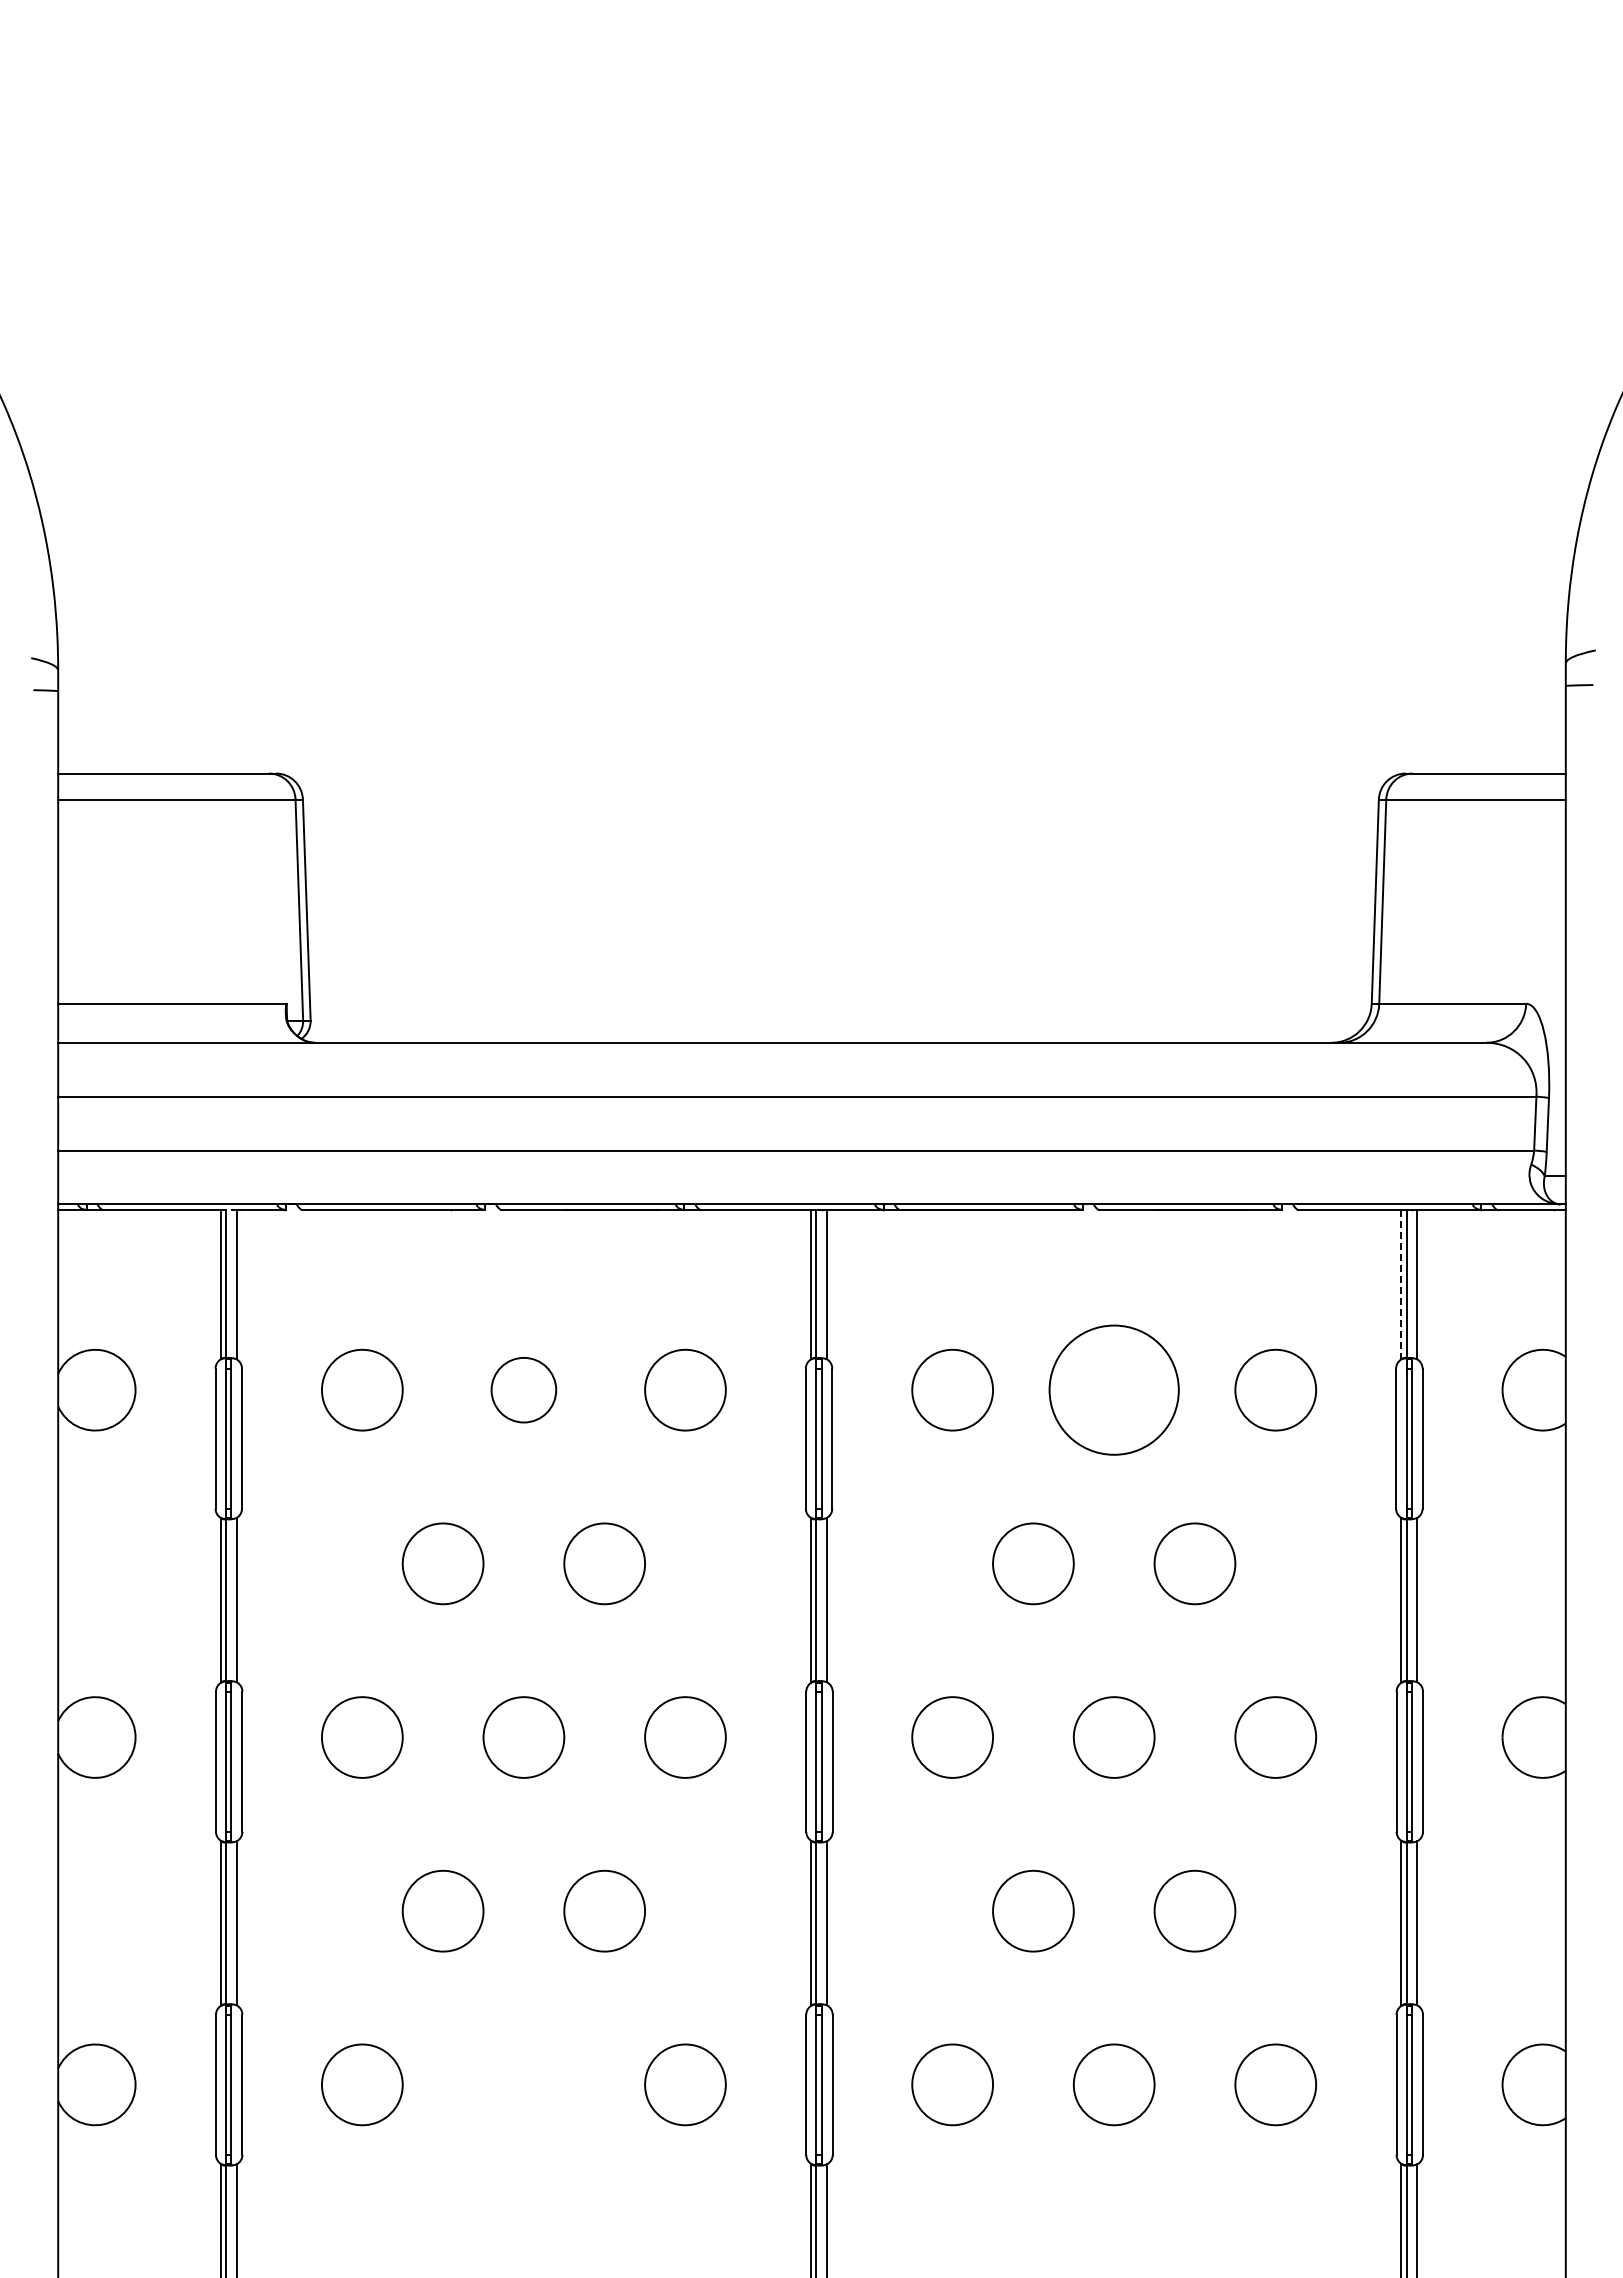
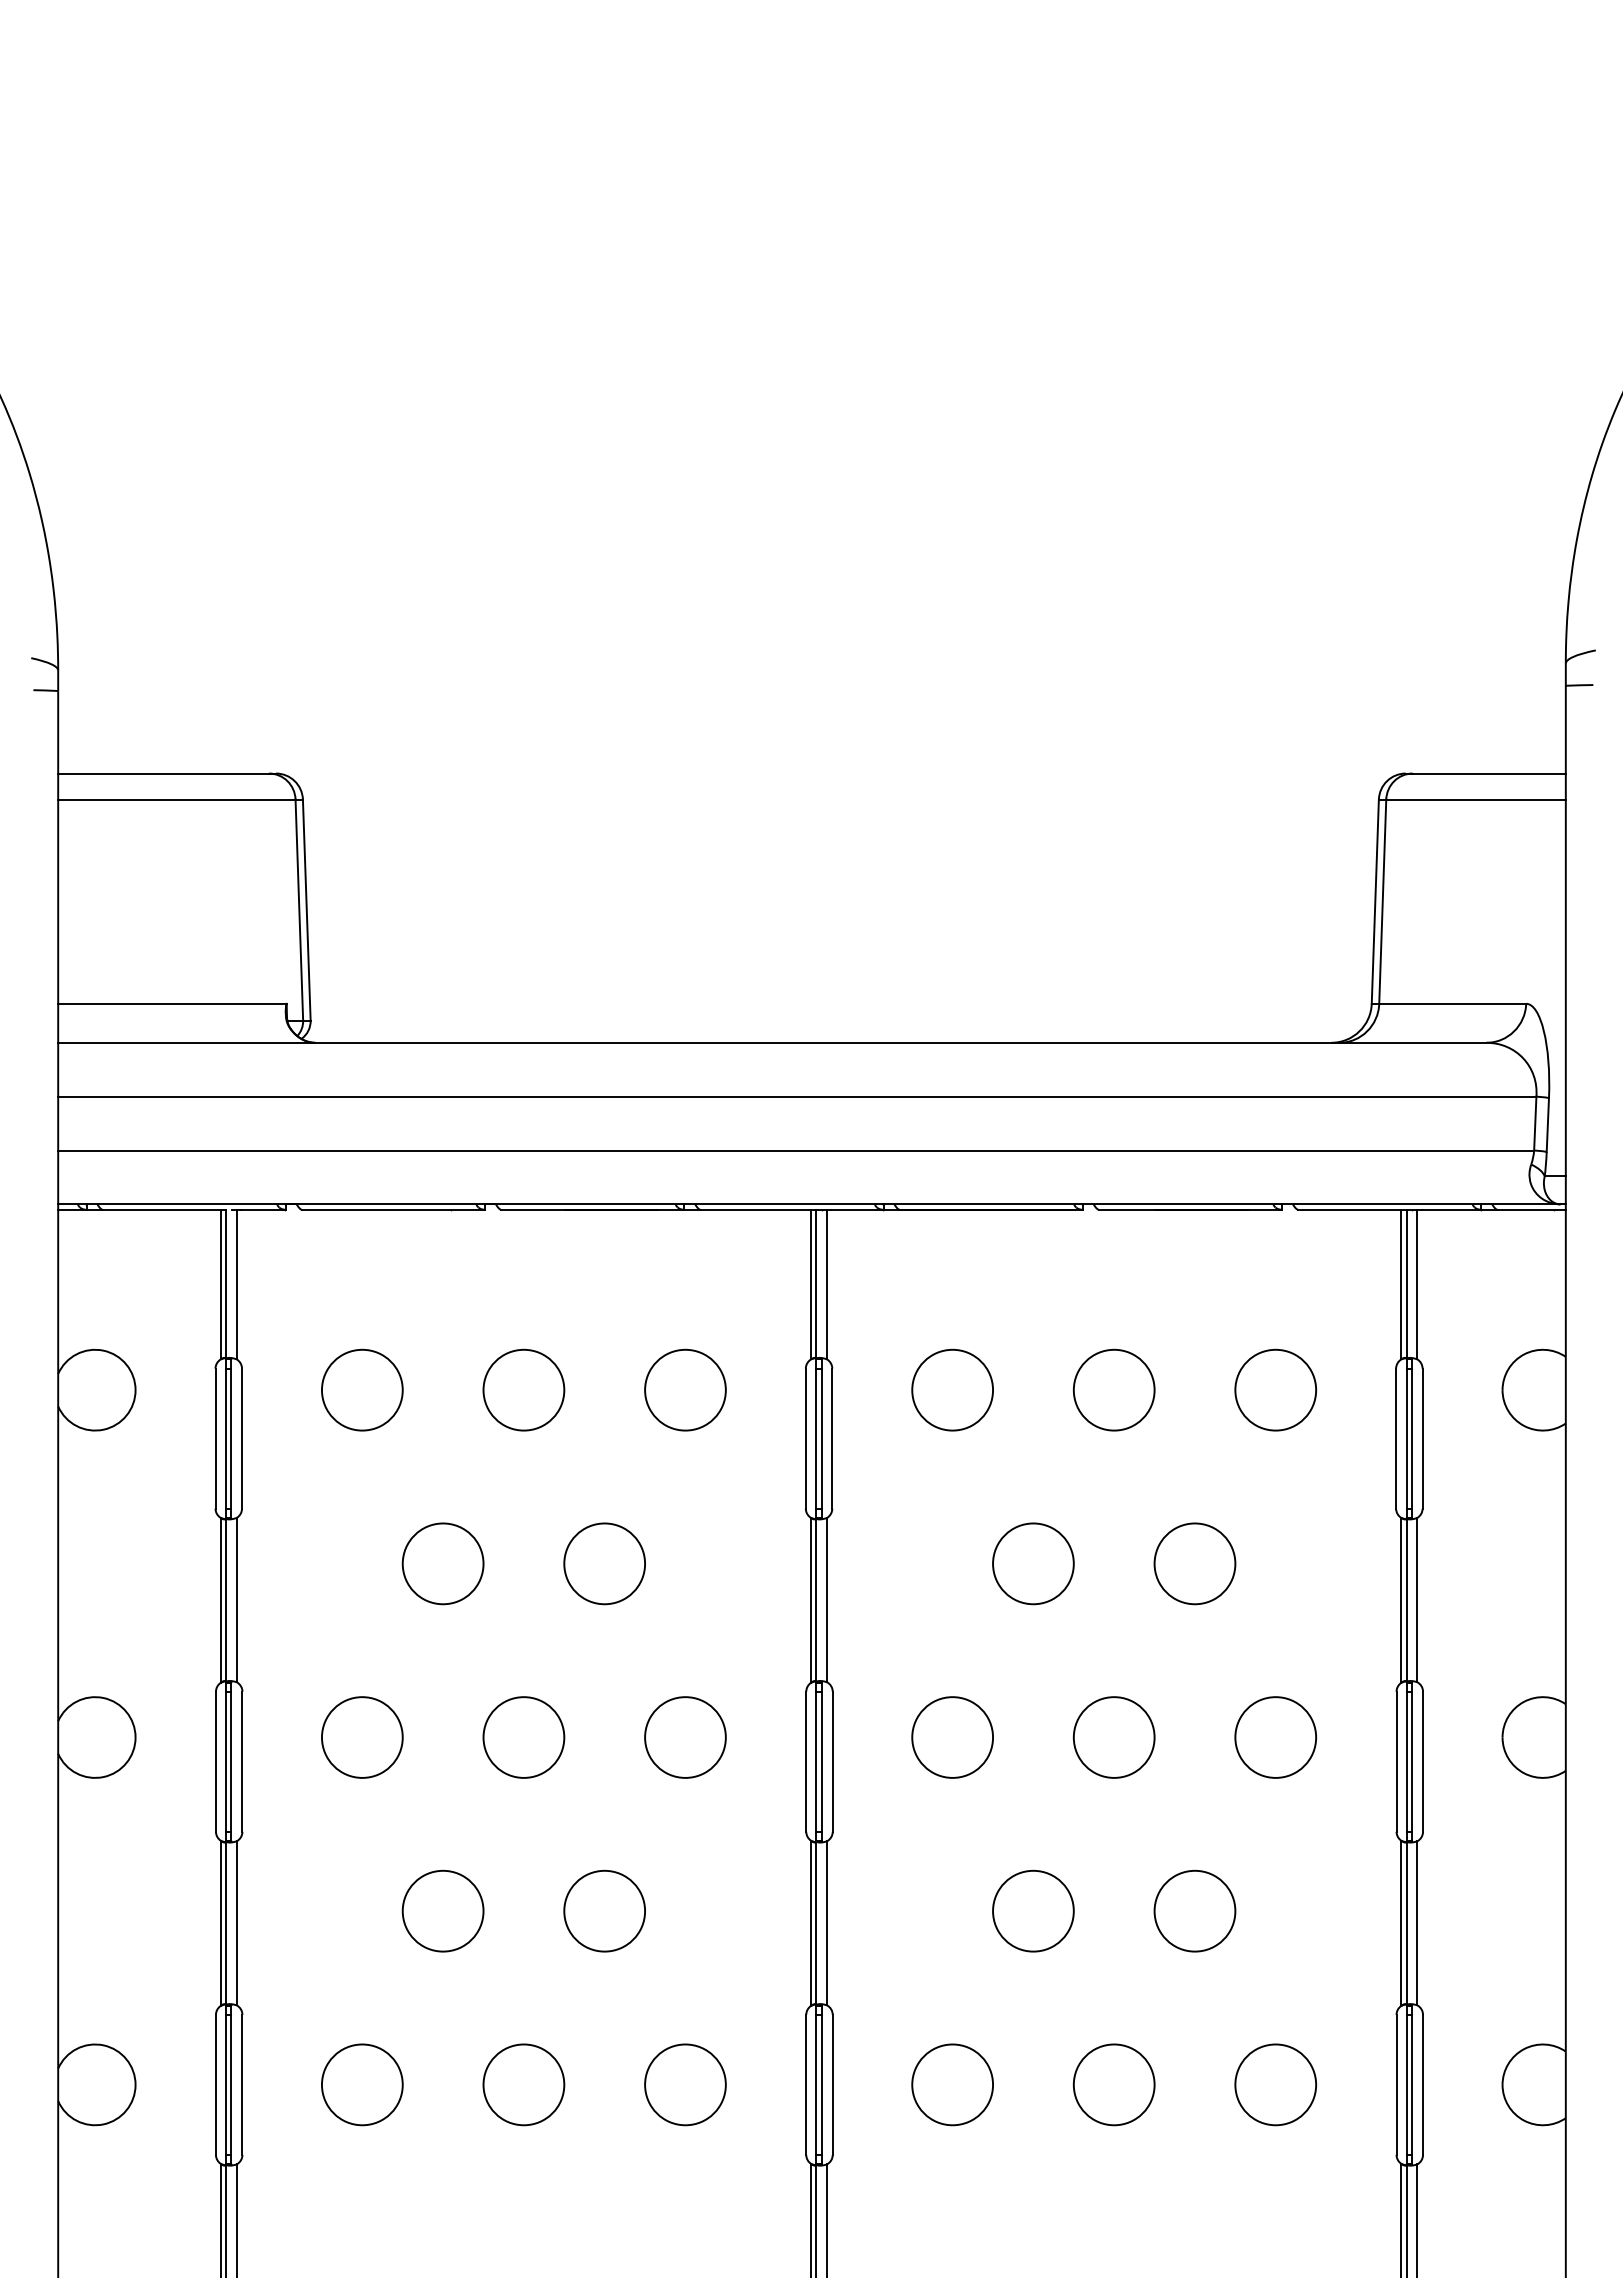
line: dashed -> solid (1401, 1284)
circle diameter: 65 px -> 81 px (523, 1389)
circle diameter: 129 px -> 81 px (1113, 1389)
circle: none -> present (523, 2084)
